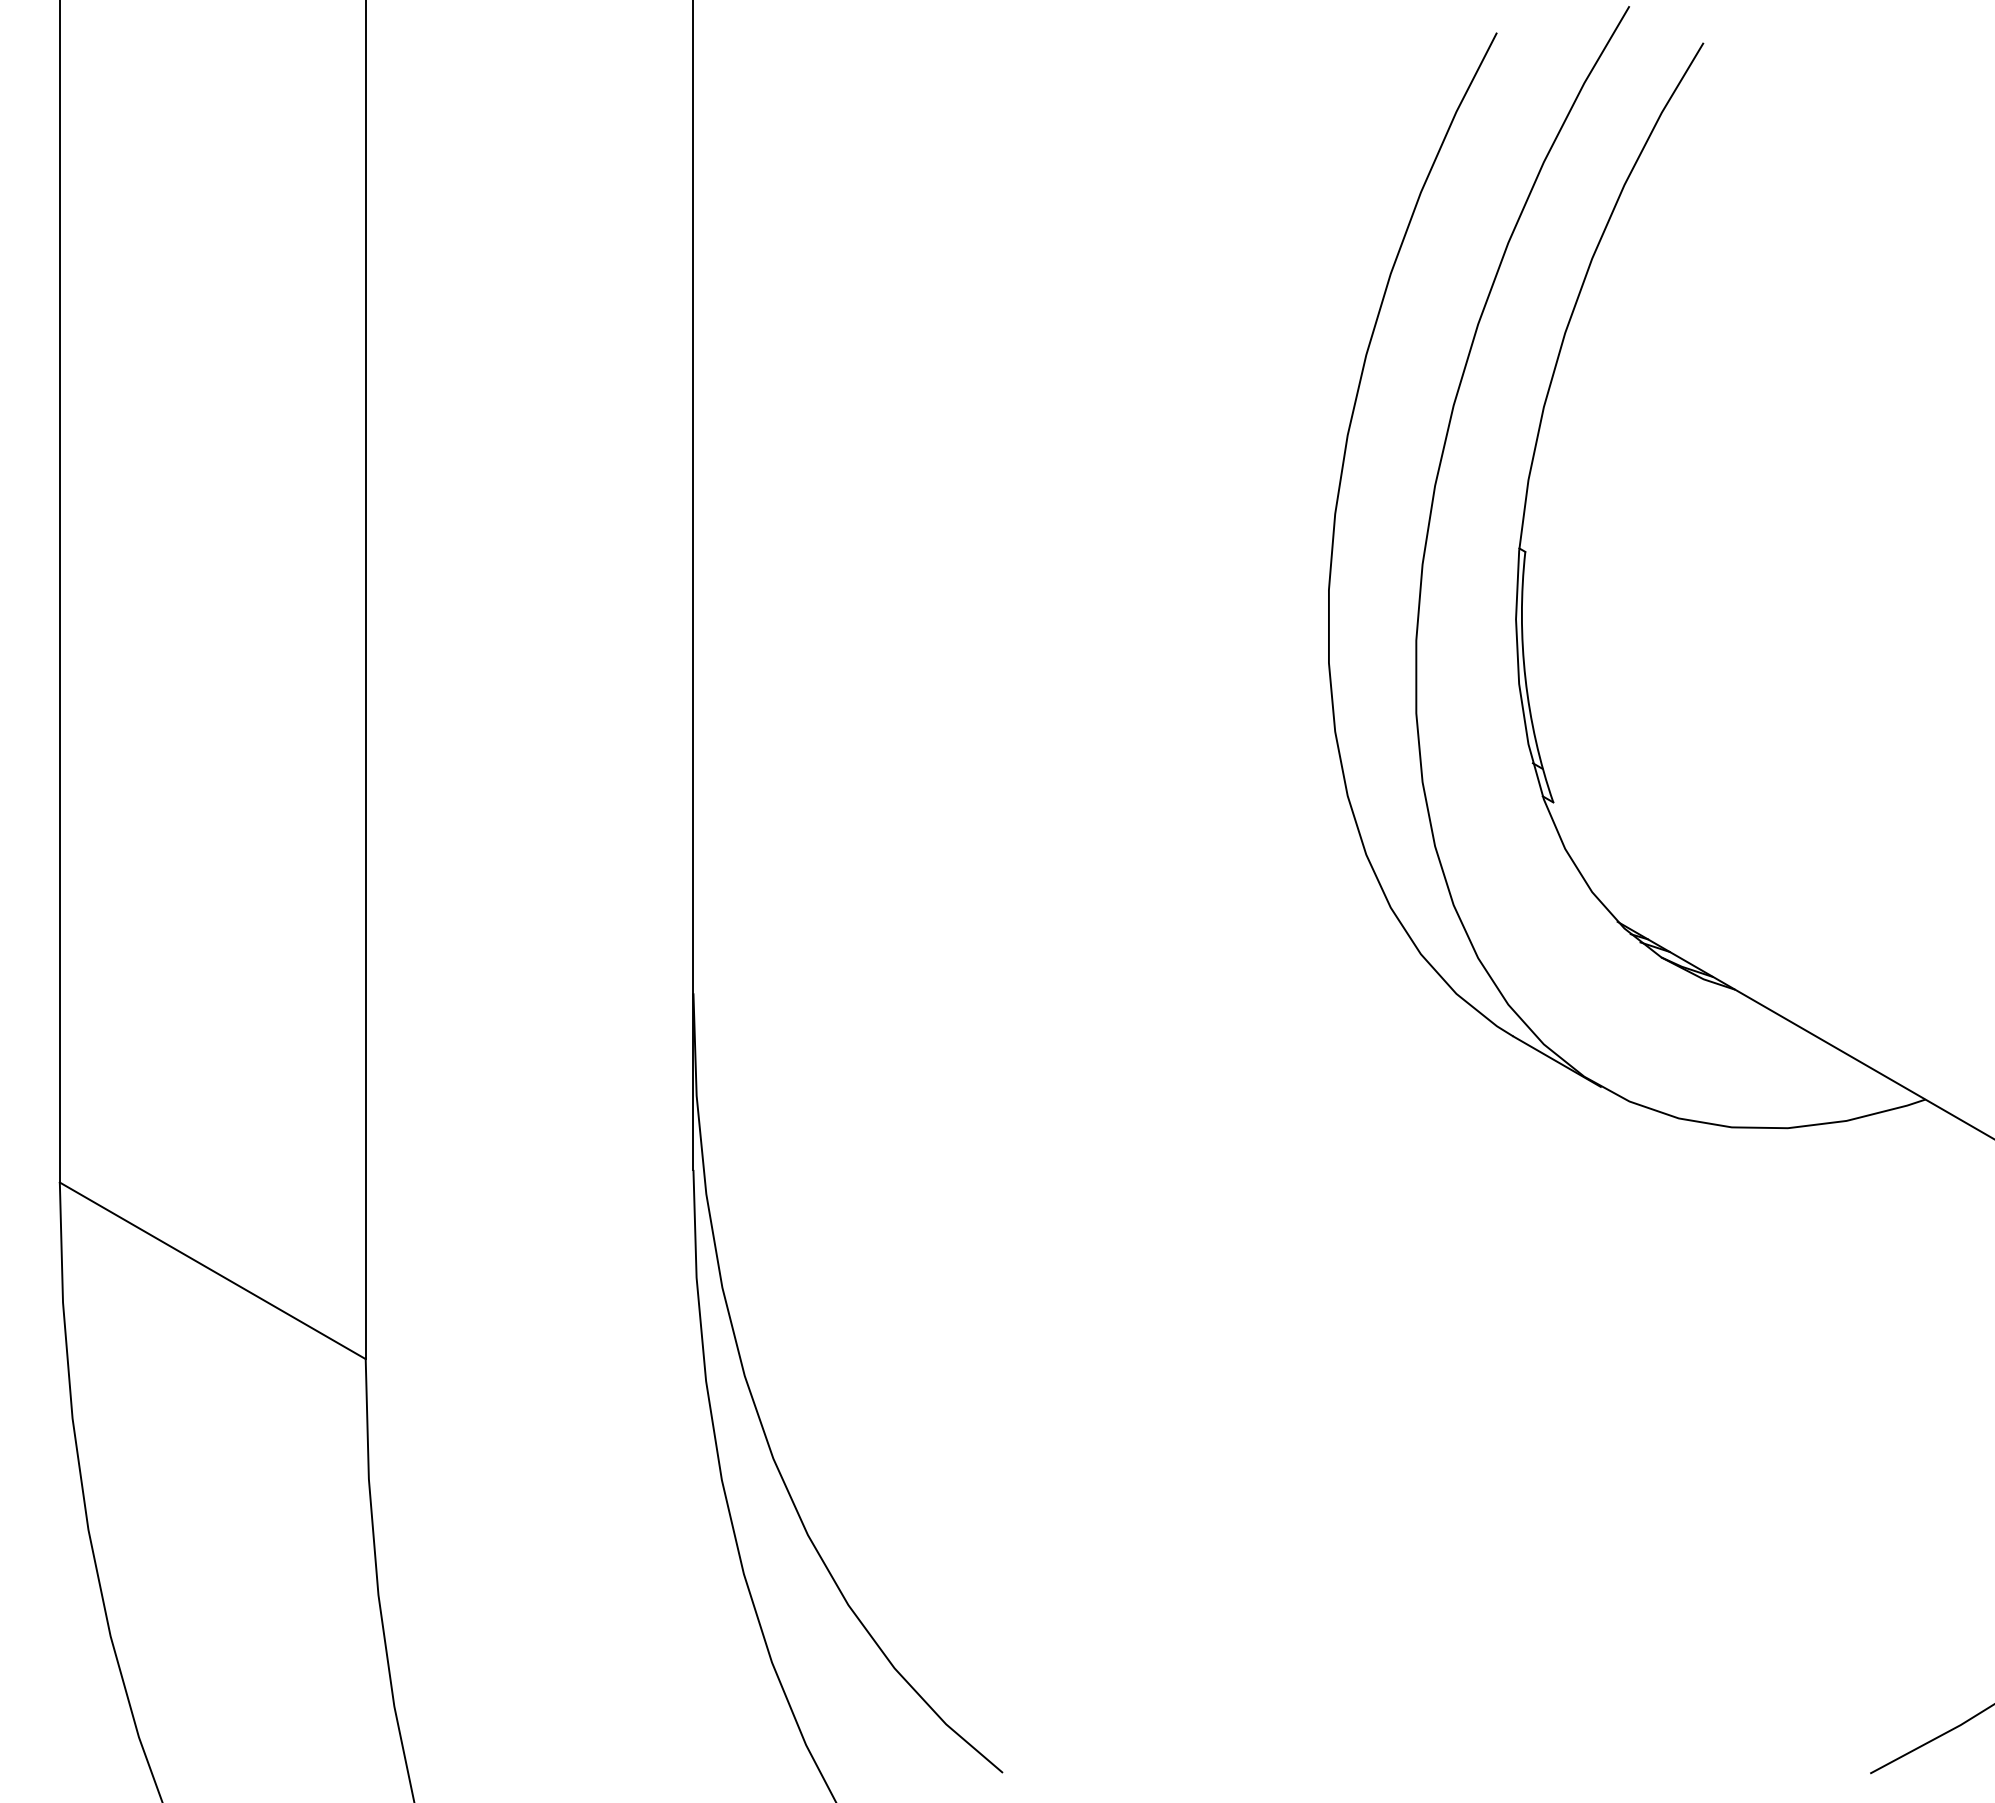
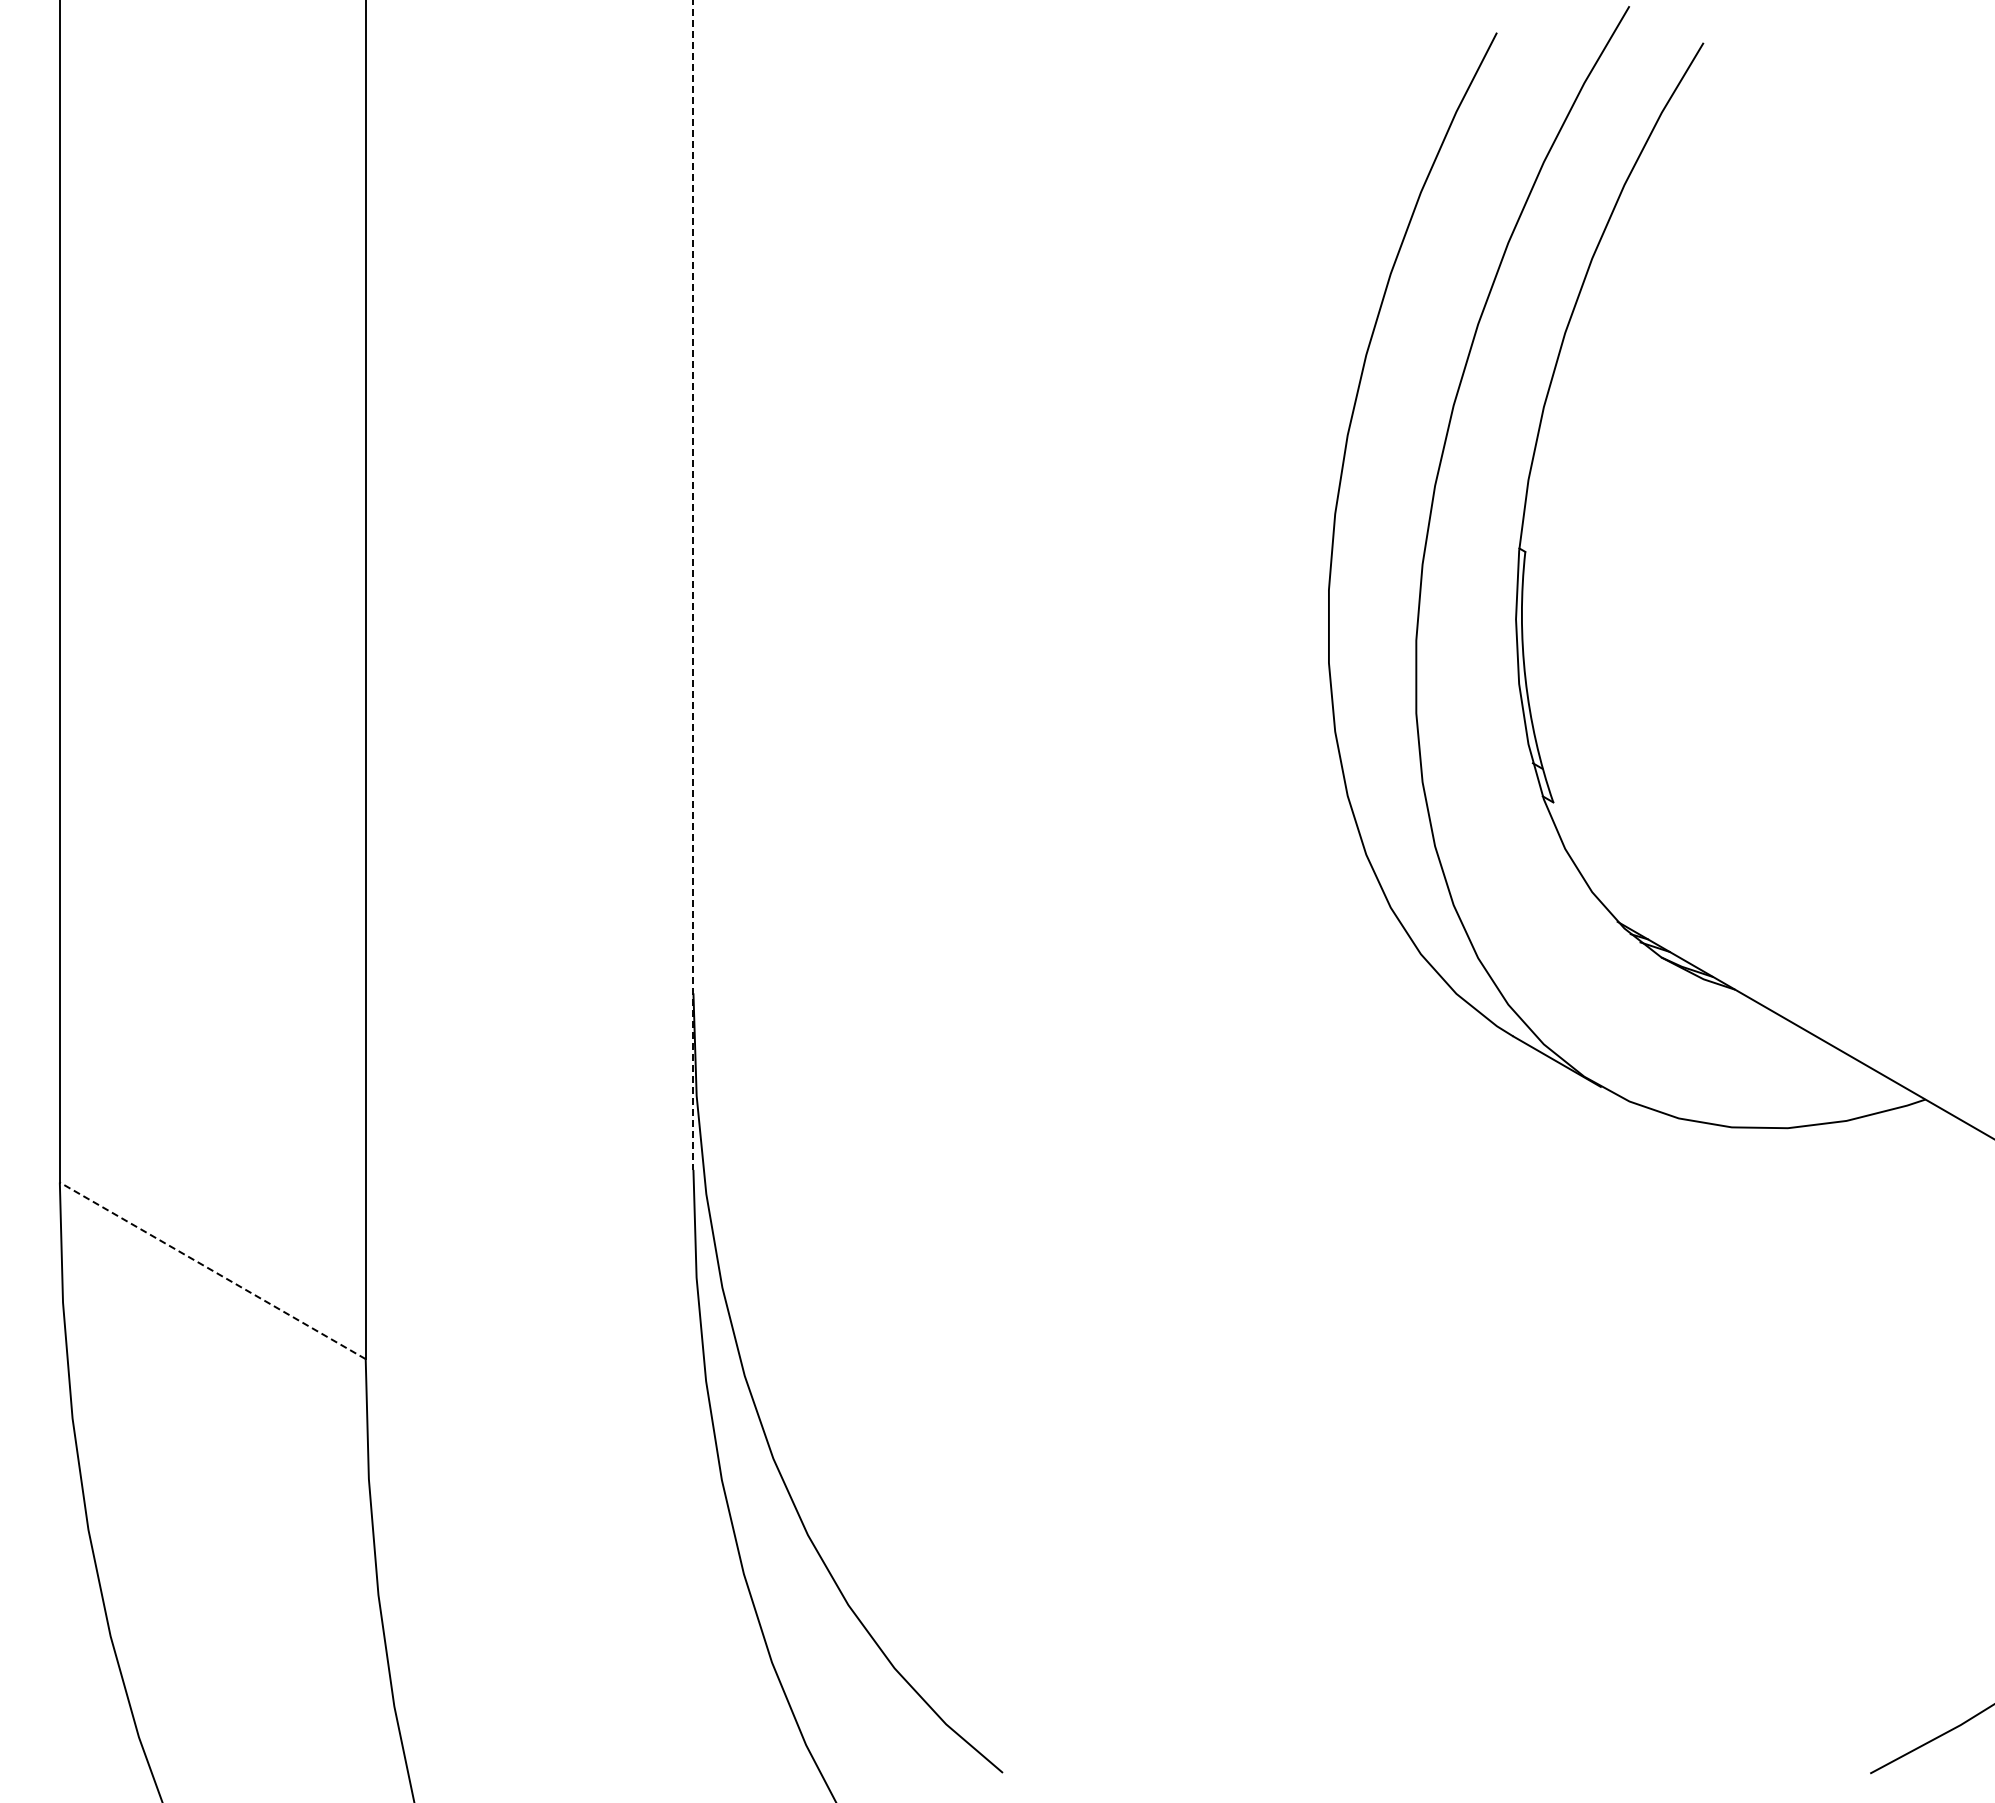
line: solid -> dashed (693, 585)
line: solid -> dashed (212, 1270)
